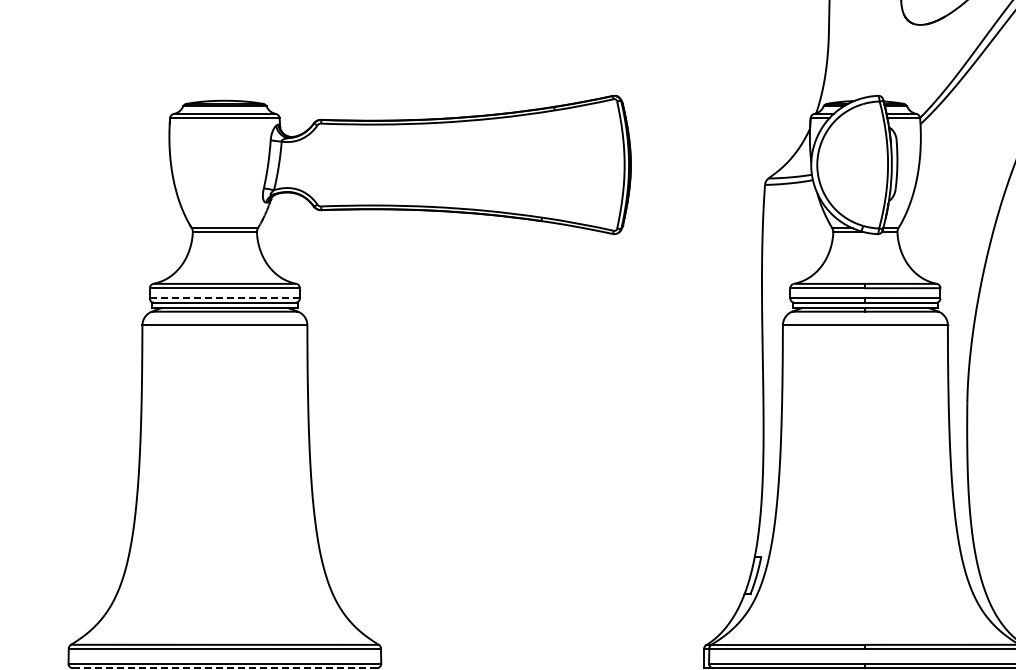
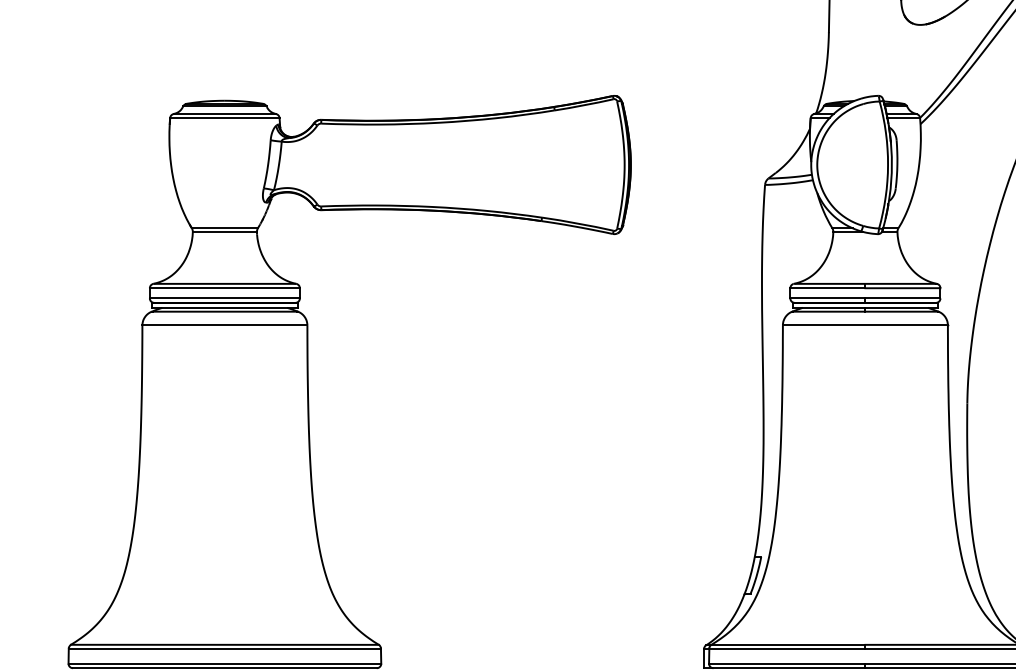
line: dashed -> solid (225, 298)
line: dashed -> solid (224, 668)
